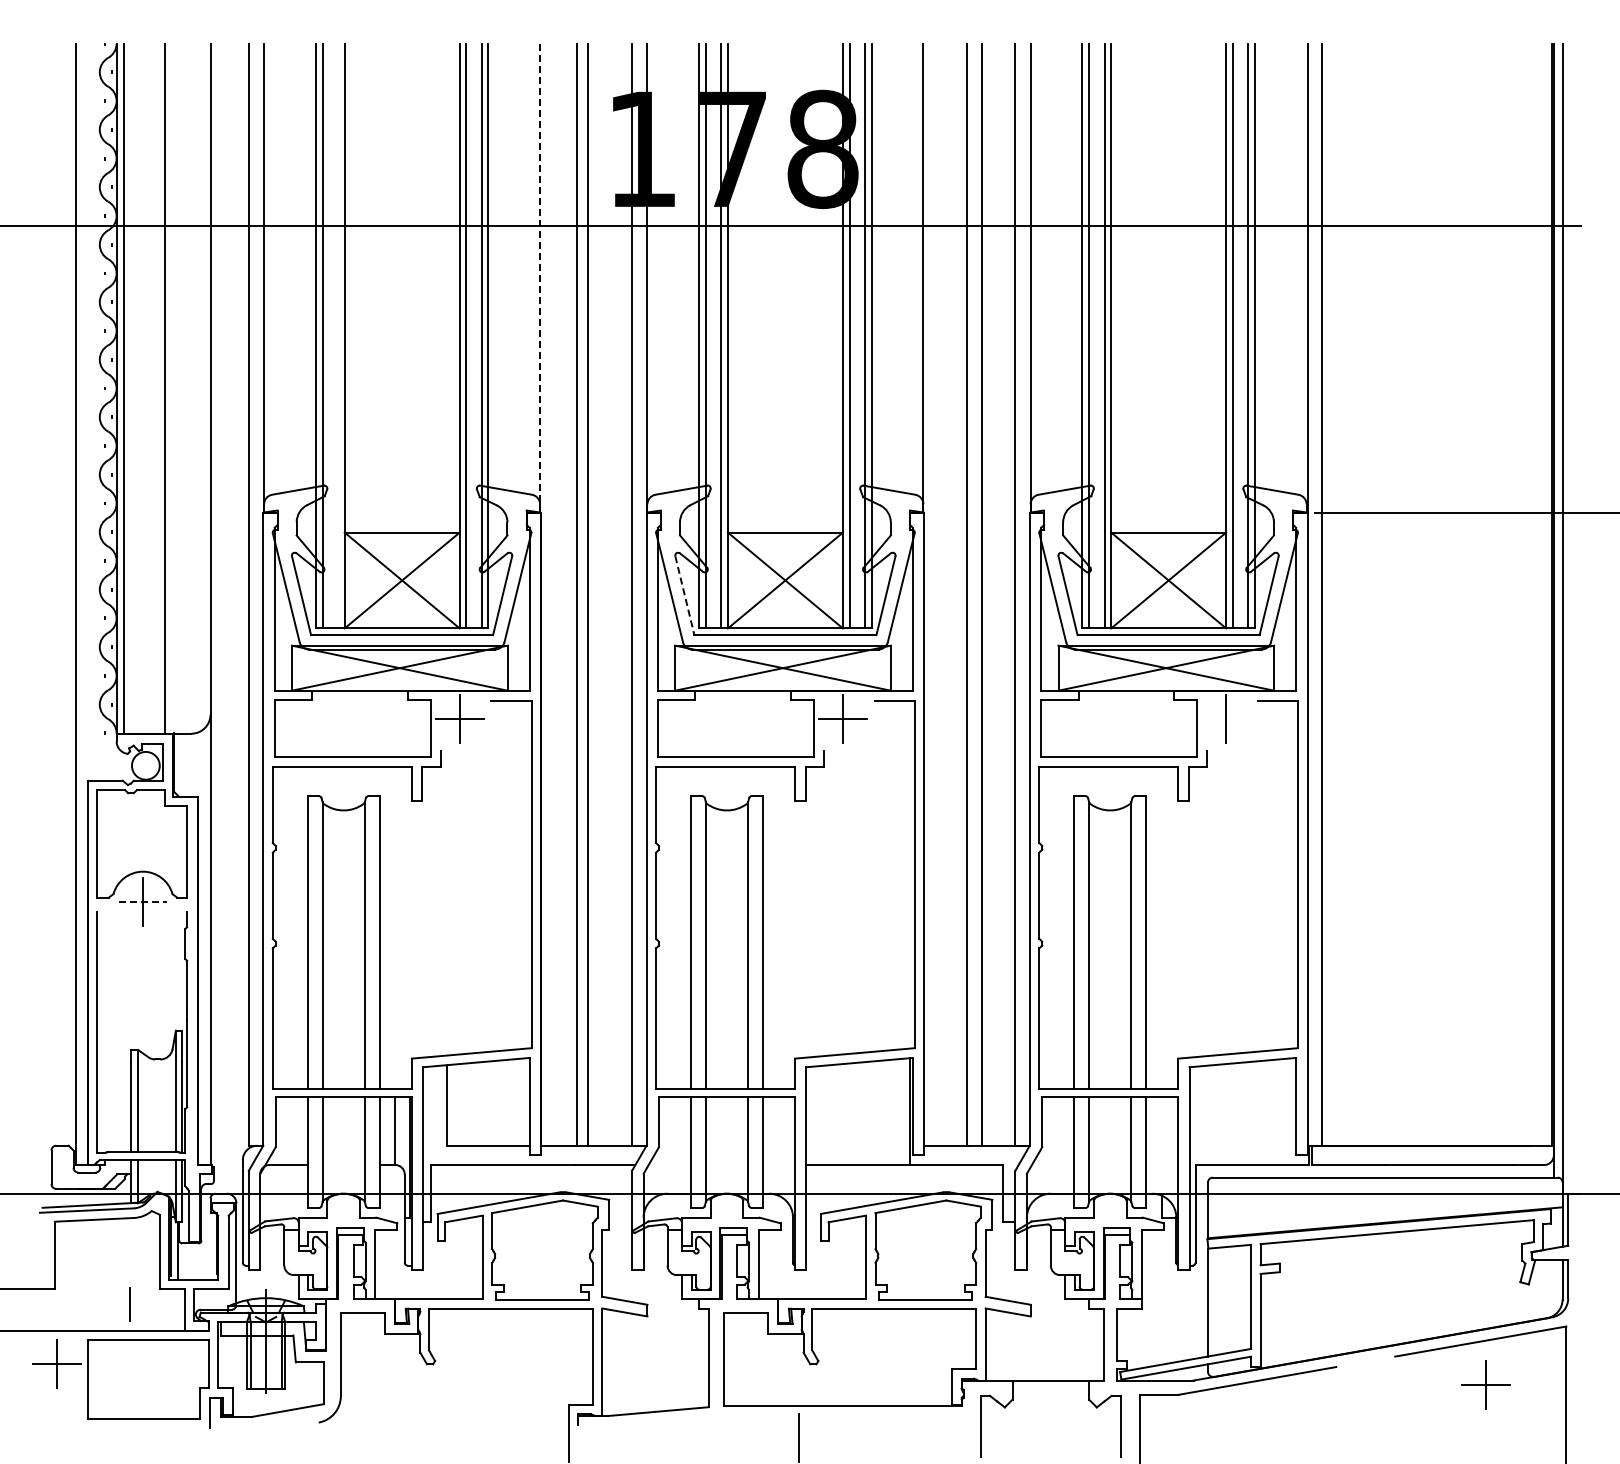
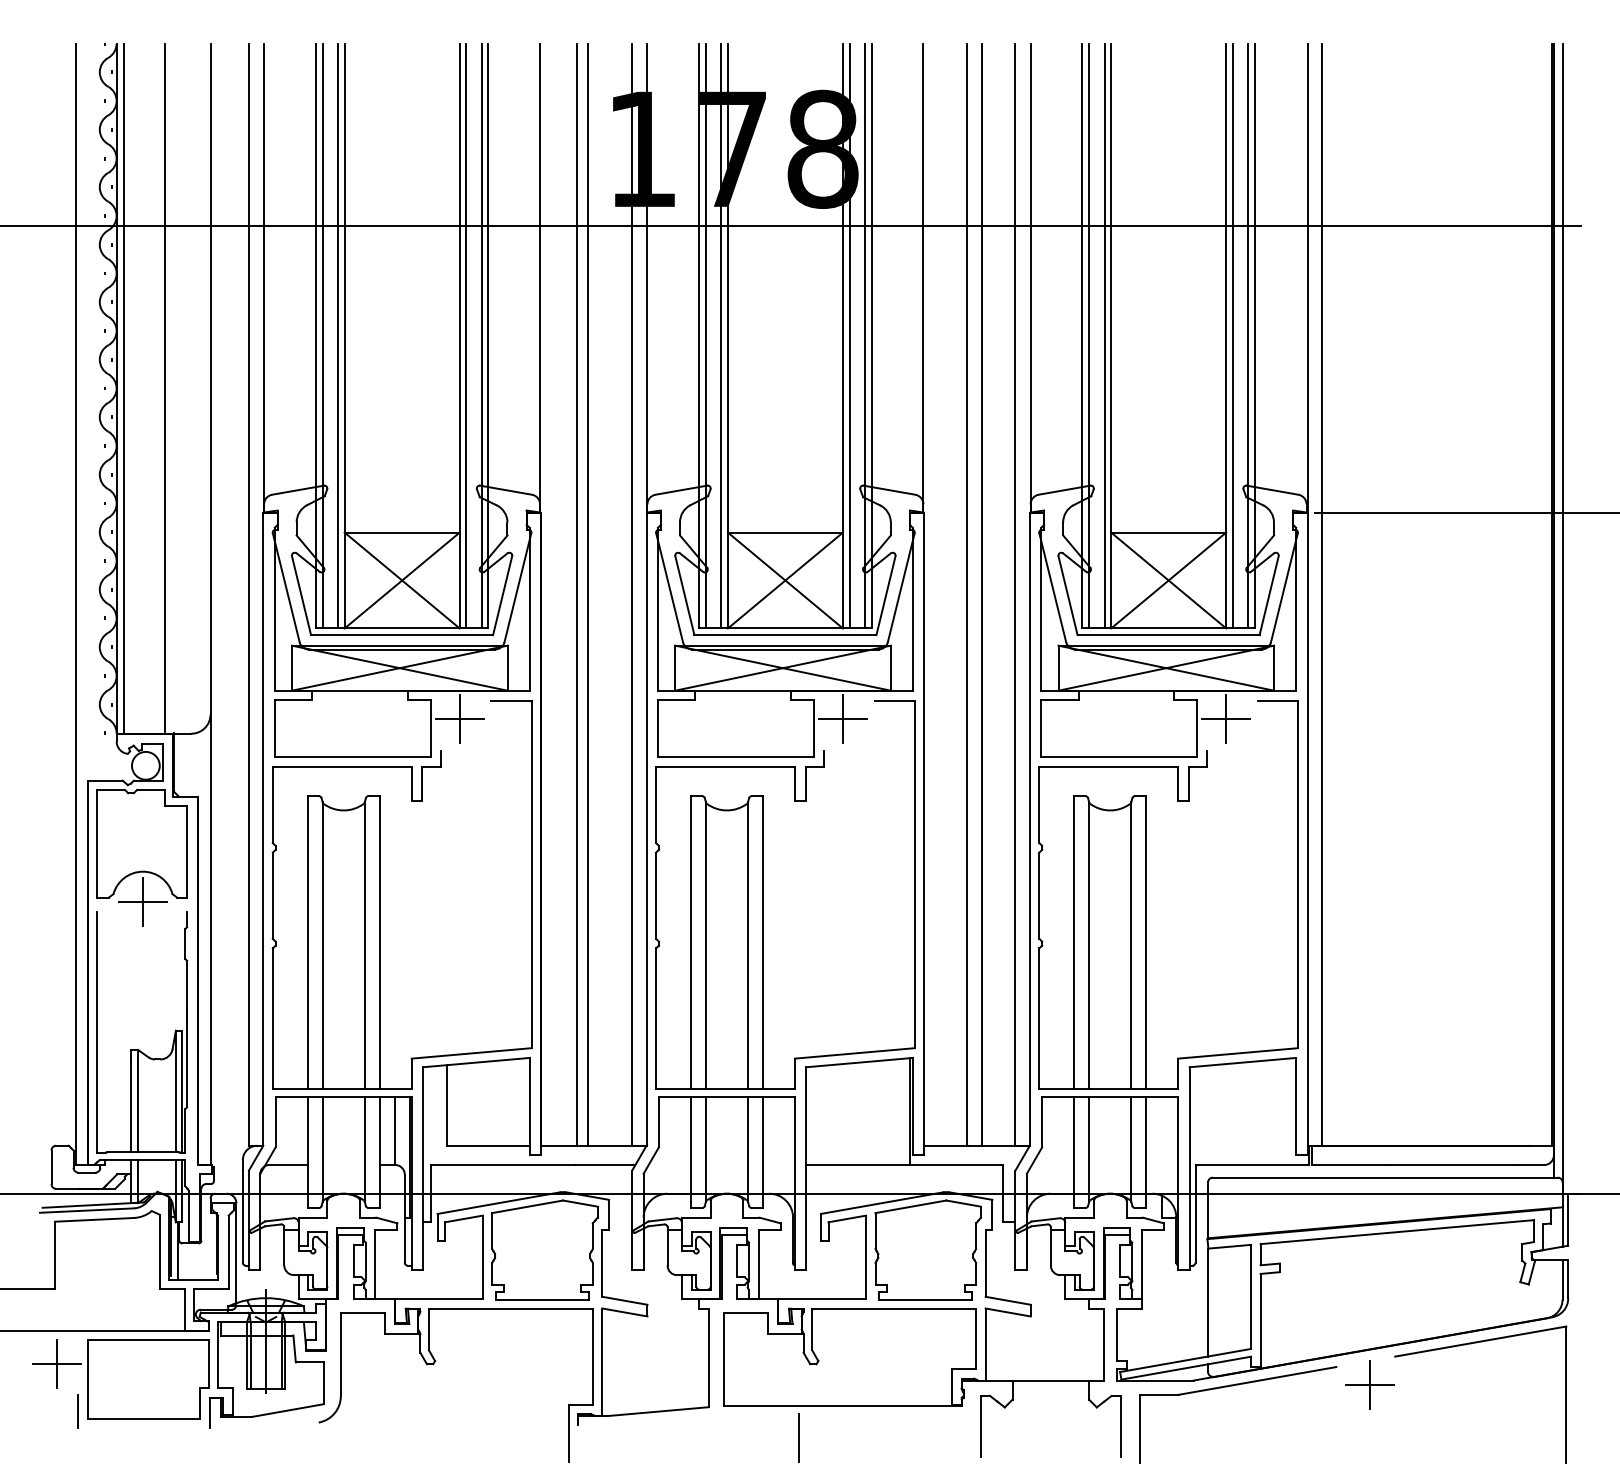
line: dashed -> solid (540, 278)
line: none -> present (337, 335)
line: dashed -> solid (684, 595)
line: none -> present (1226, 719)
line: dashed -> solid (143, 902)
line position: (129, 1304) -> (77, 1411) (77, 1411)
part position: (1485, 1384) -> (1369, 1384) (1369, 1384)
